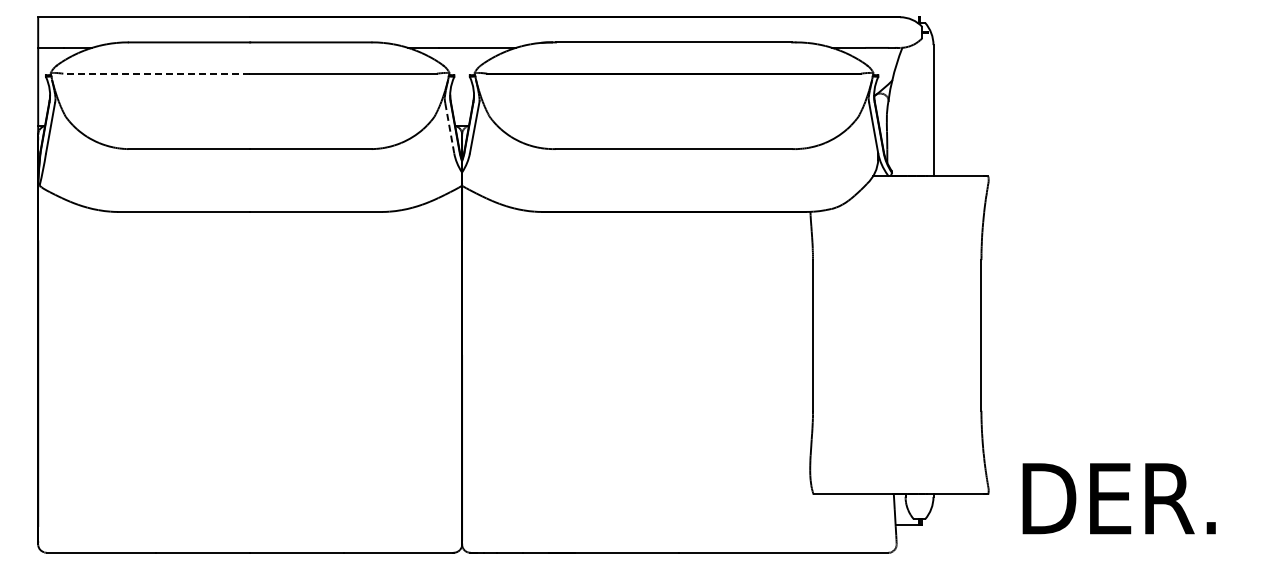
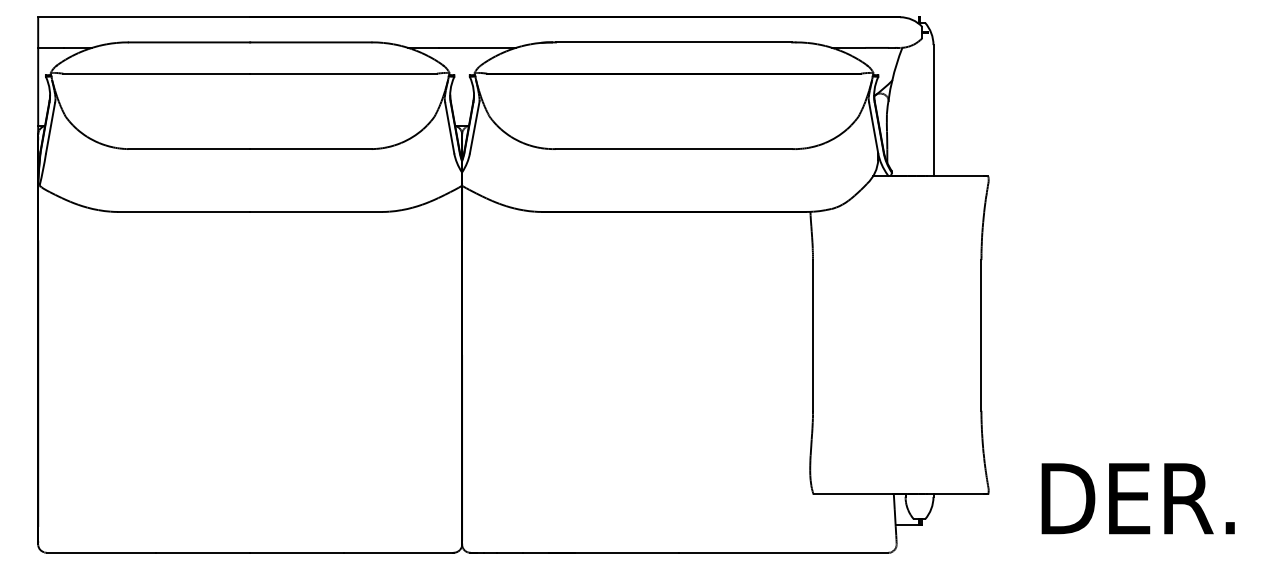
line: dashed -> solid (156, 73)
line: dashed -> solid (449, 128)
text position: (1118, 498) -> (1137, 498) (1137, 498)
